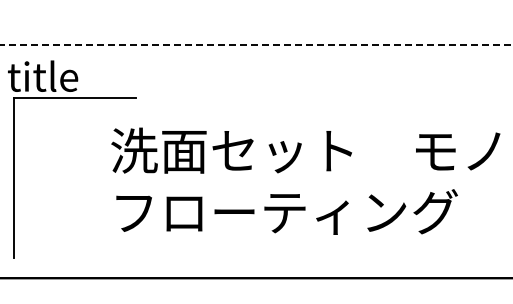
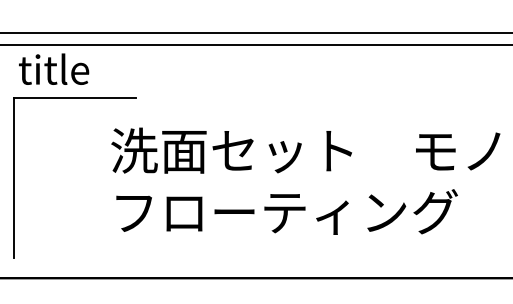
line: none -> present (255, 33)
line: dashed -> solid (256, 45)
text position: (43, 75) -> (54, 68) (54, 68)
